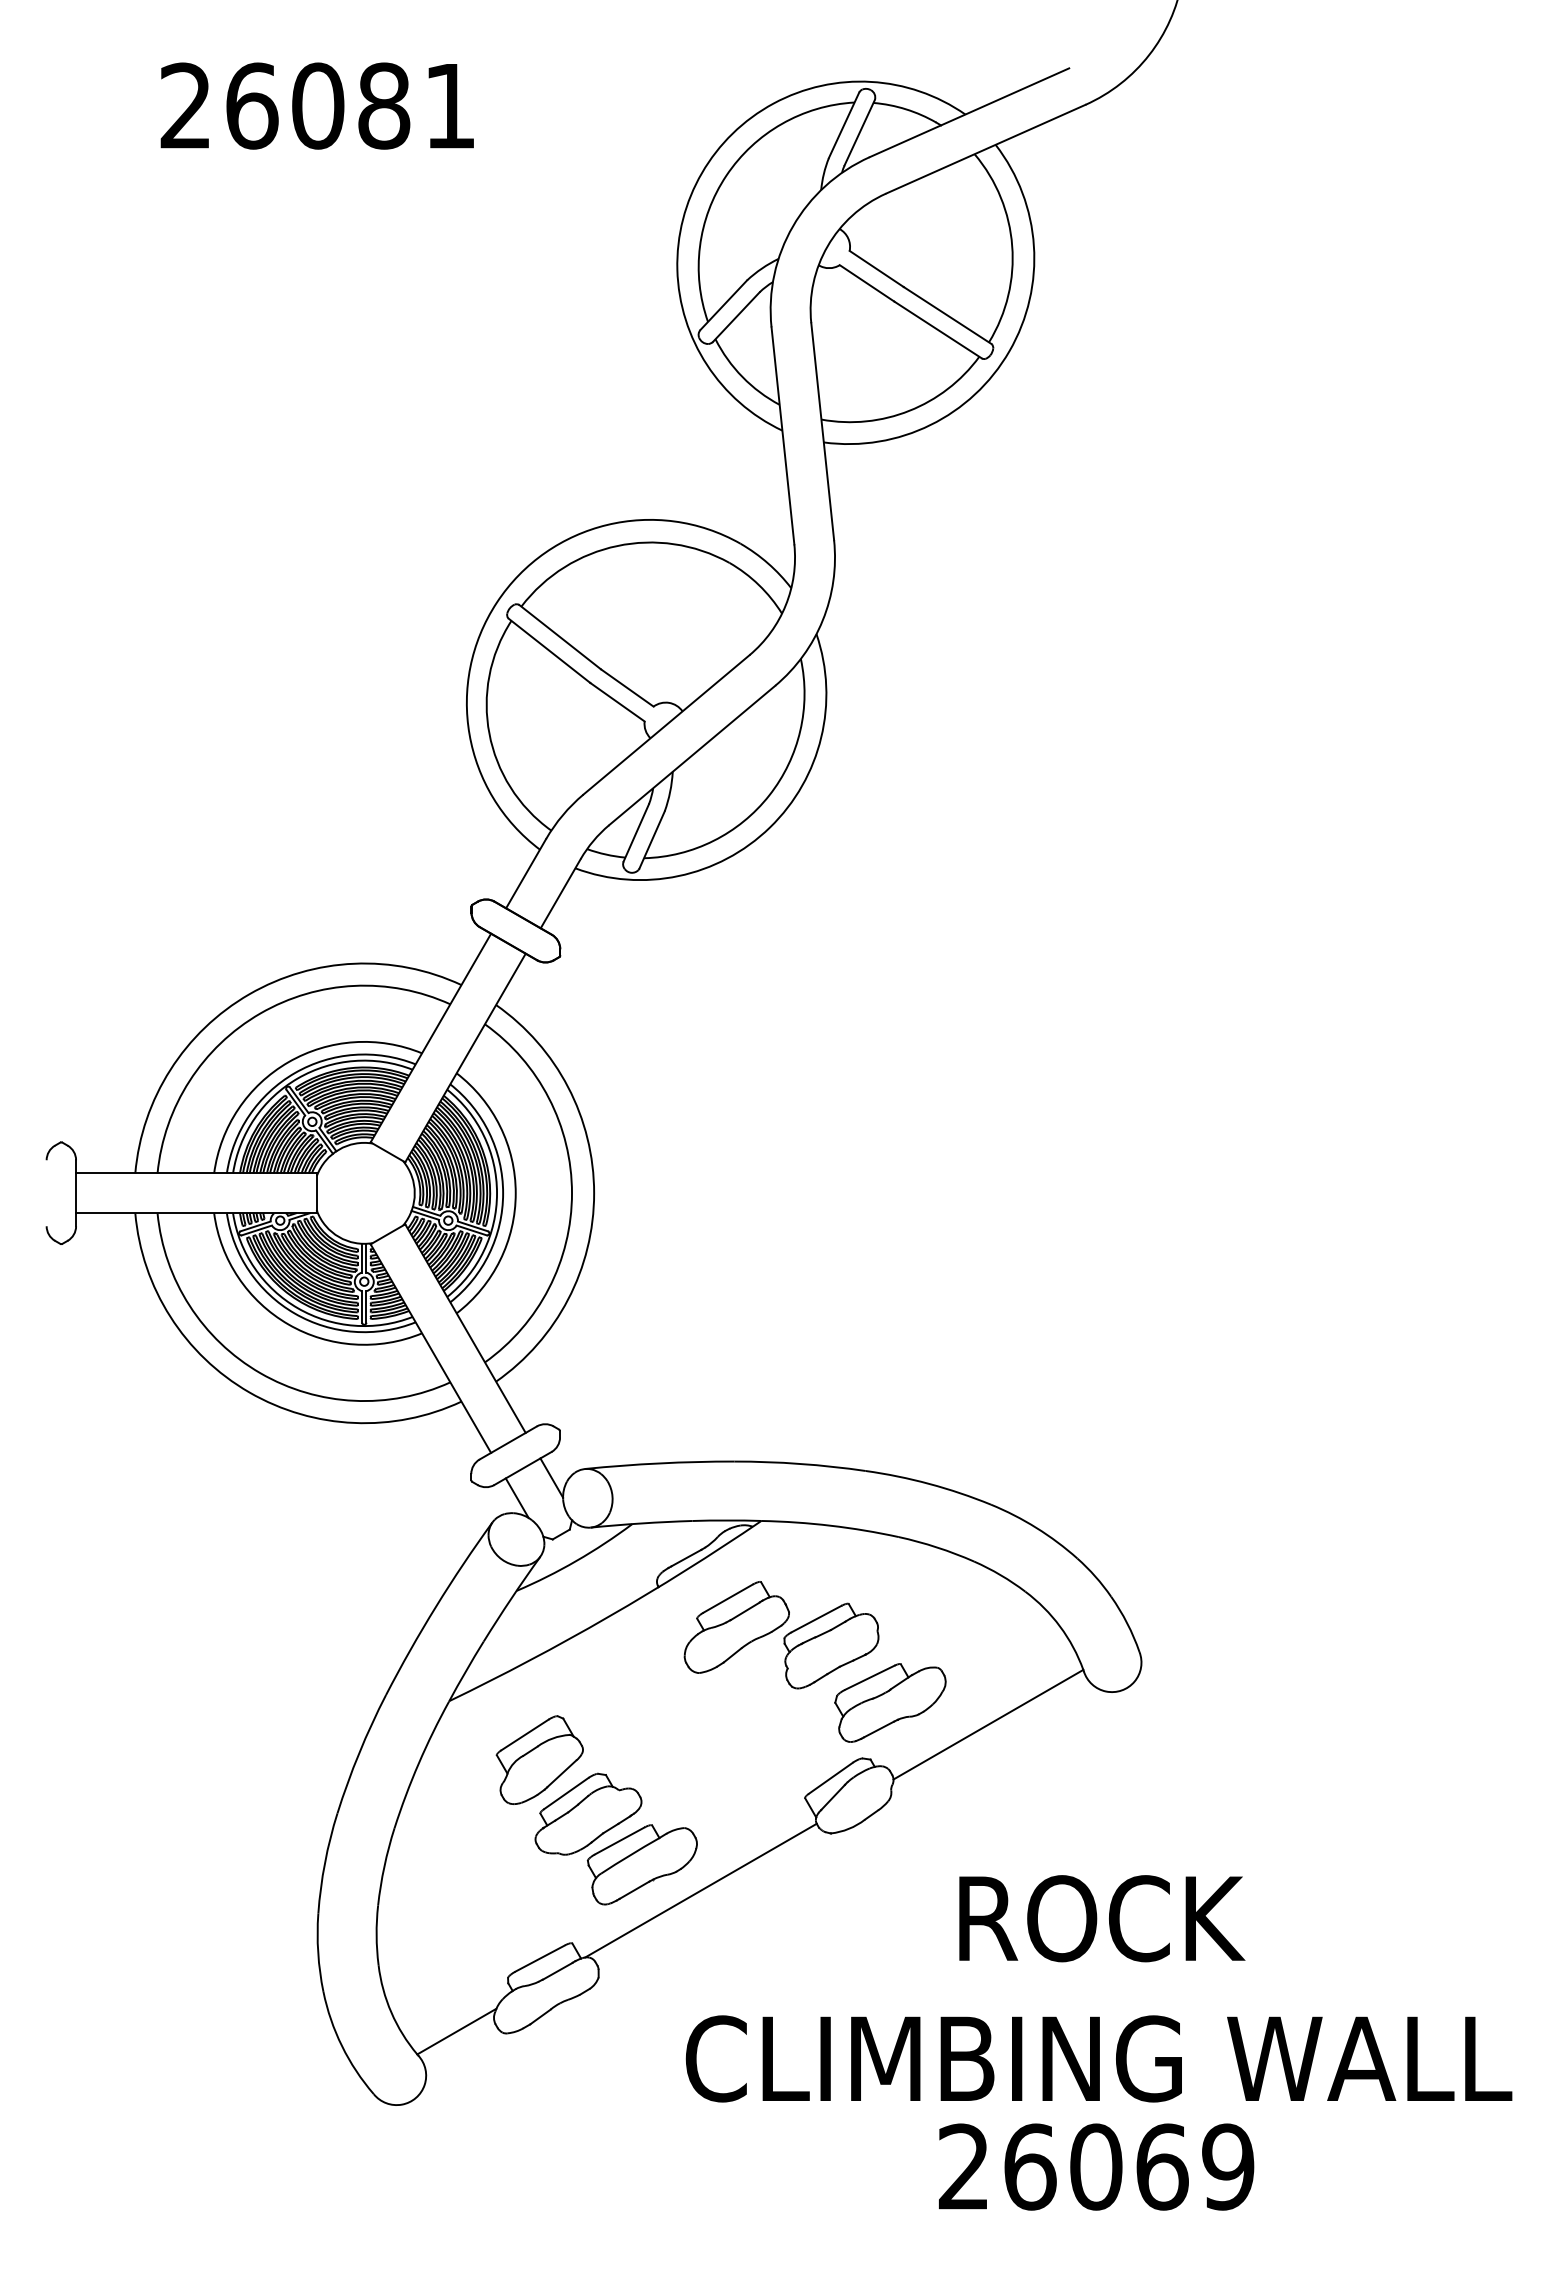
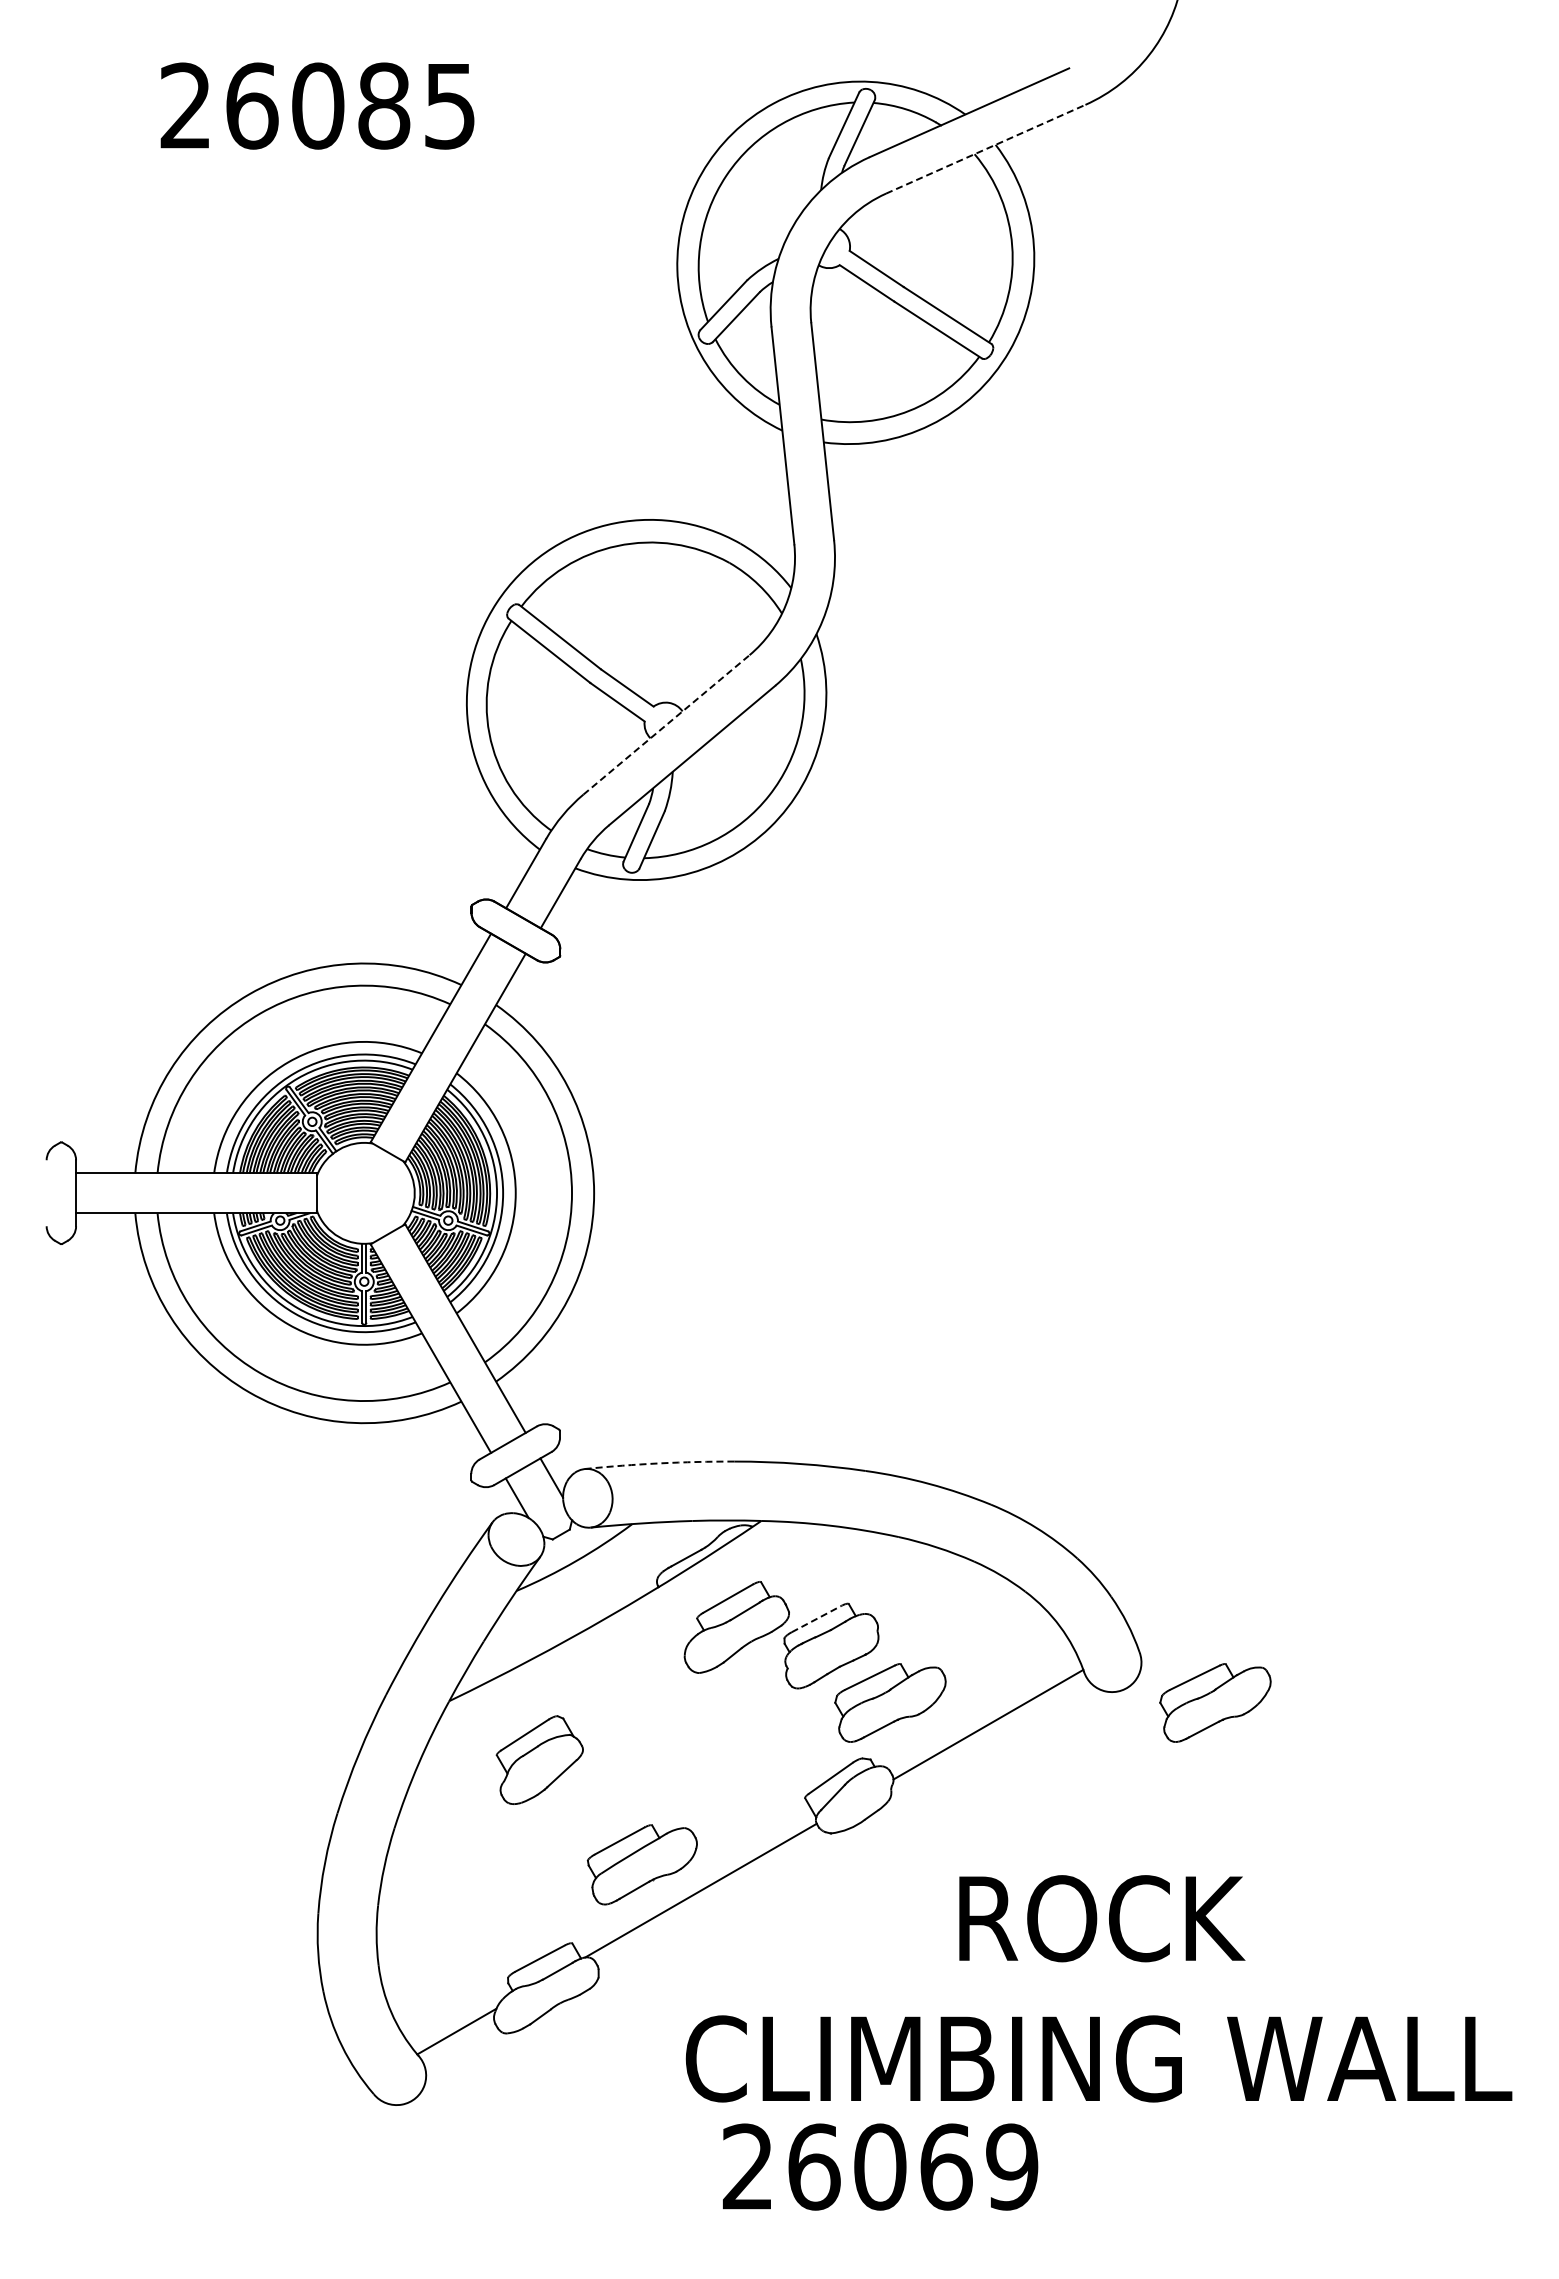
text: 26081 -> 26085 (449, 106)
line: solid -> dashed (986, 149)
line: solid -> dashed (666, 724)
arc: solid -> dashed (659, 1463)
line: solid -> dashed (817, 1618)
part: none -> present (1215, 1702)
part: present -> none (588, 1813)
text position: (1096, 2166) -> (880, 2166) (880, 2166)
